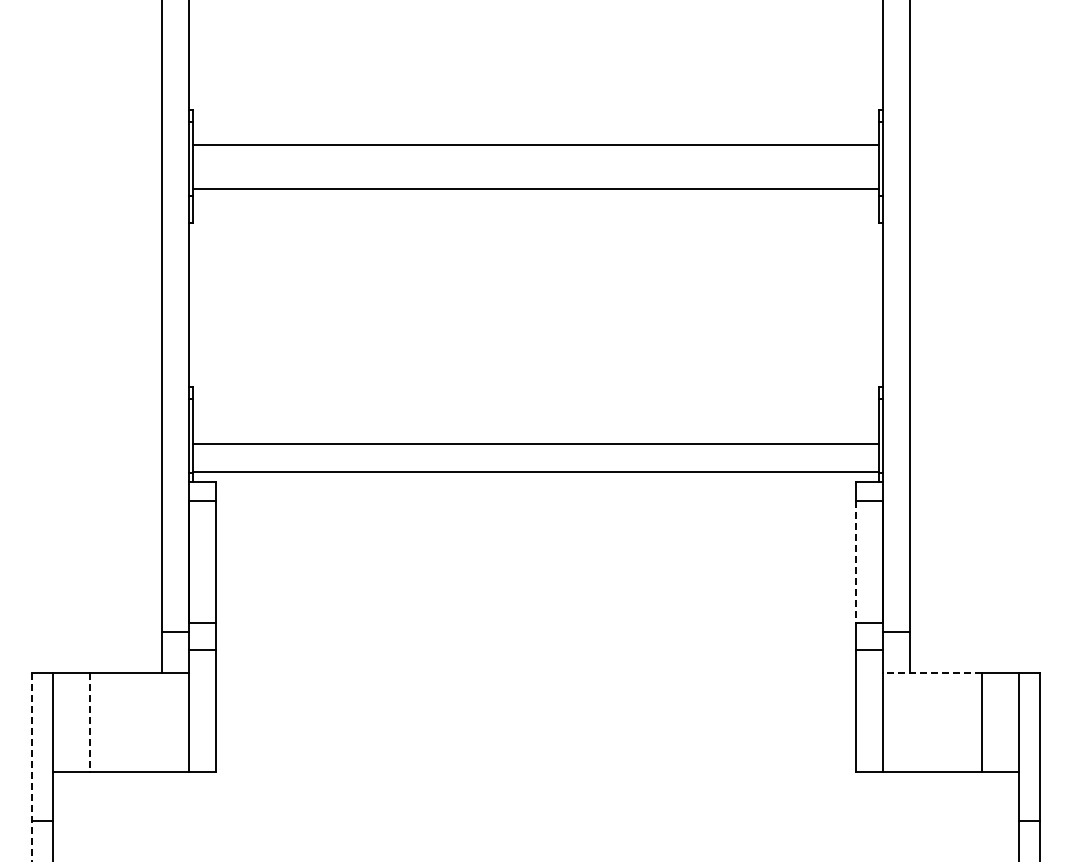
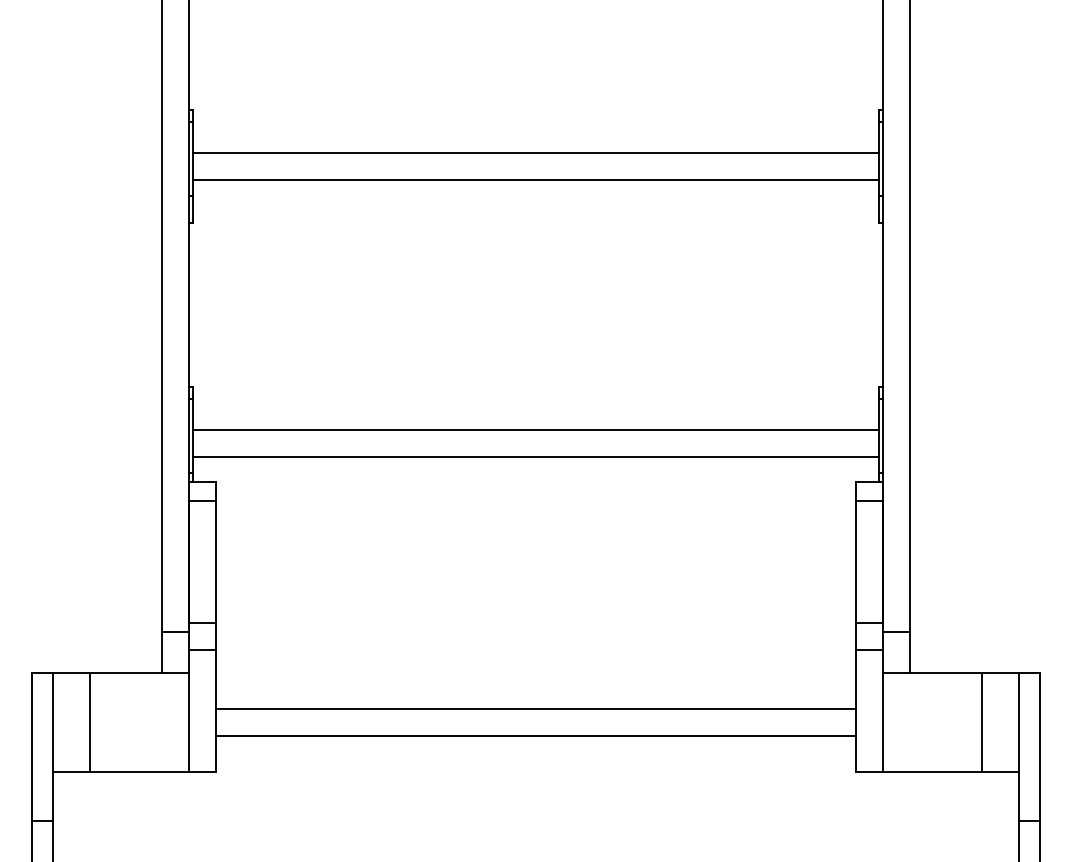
line position: (535, 145) -> (535, 153) (535, 153)
line position: (535, 188) -> (535, 179) (535, 179)
line position: (535, 443) -> (535, 429) (535, 429)
line position: (535, 471) -> (535, 456) (535, 456)
line: dashed -> solid (856, 561)
line: dashed -> solid (932, 672)
line: none -> present (535, 708)
line: dashed -> solid (89, 722)
line: none -> present (535, 735)
line: dashed -> solid (32, 767)
